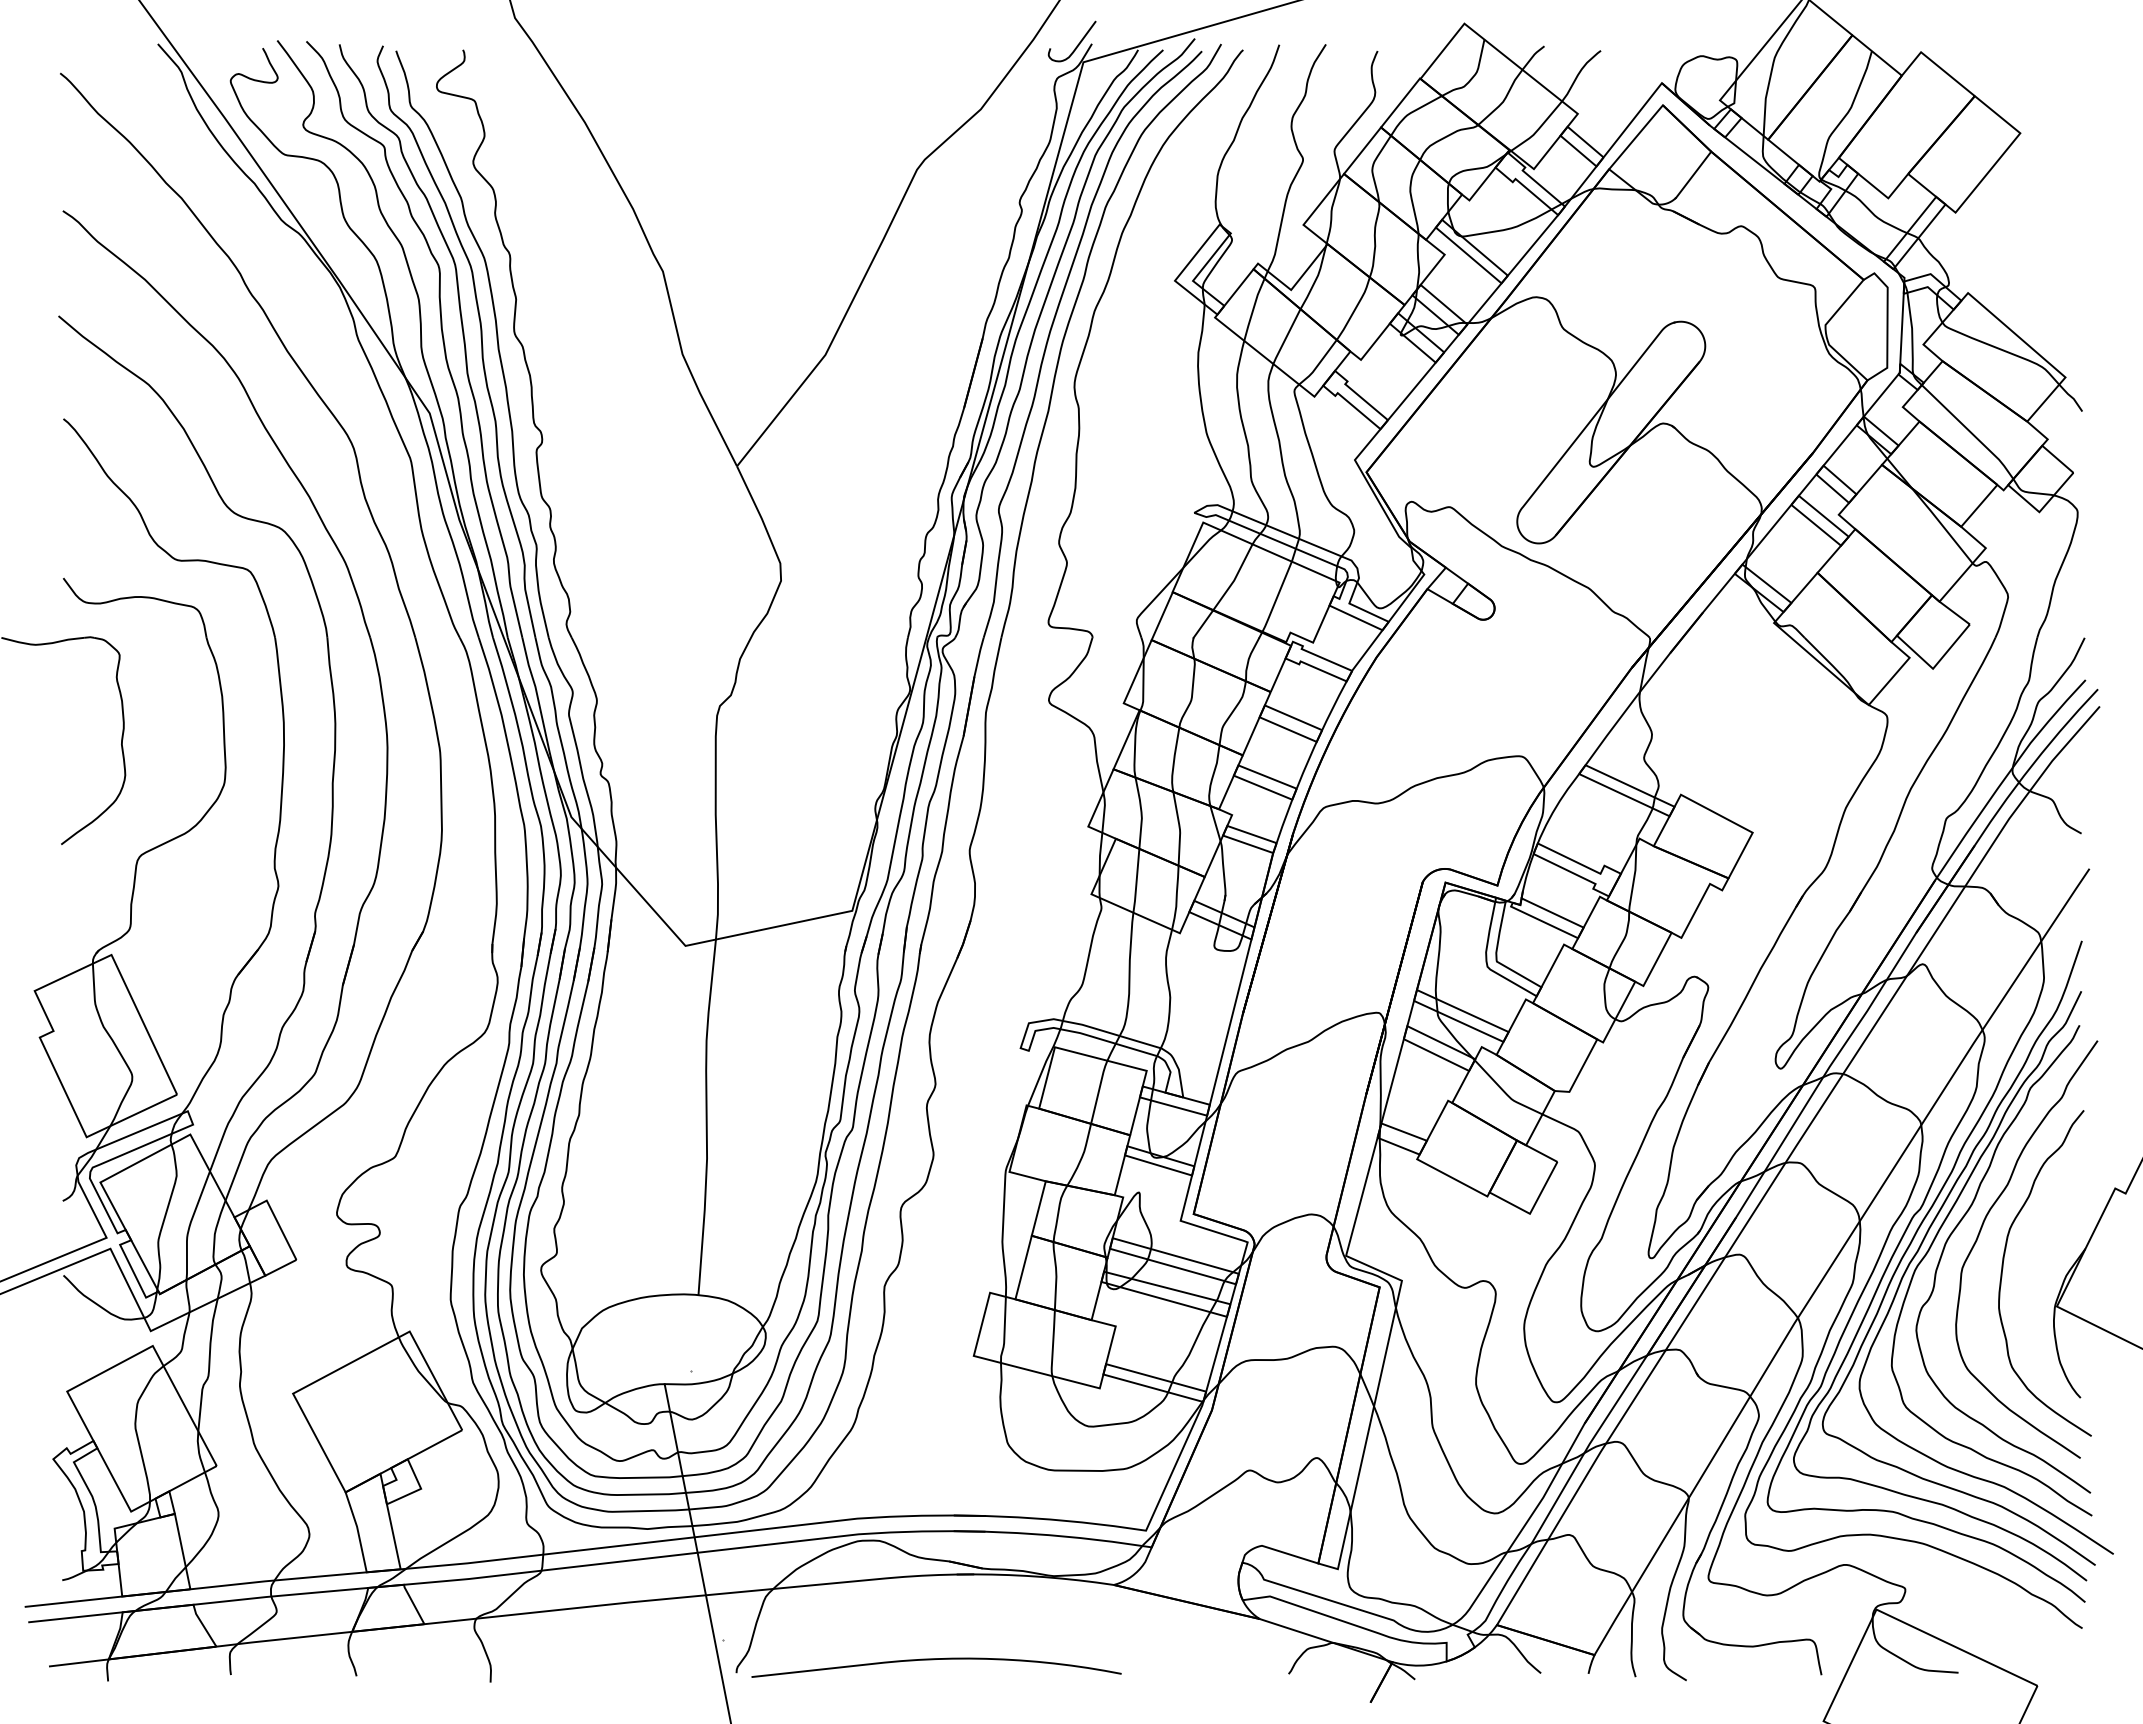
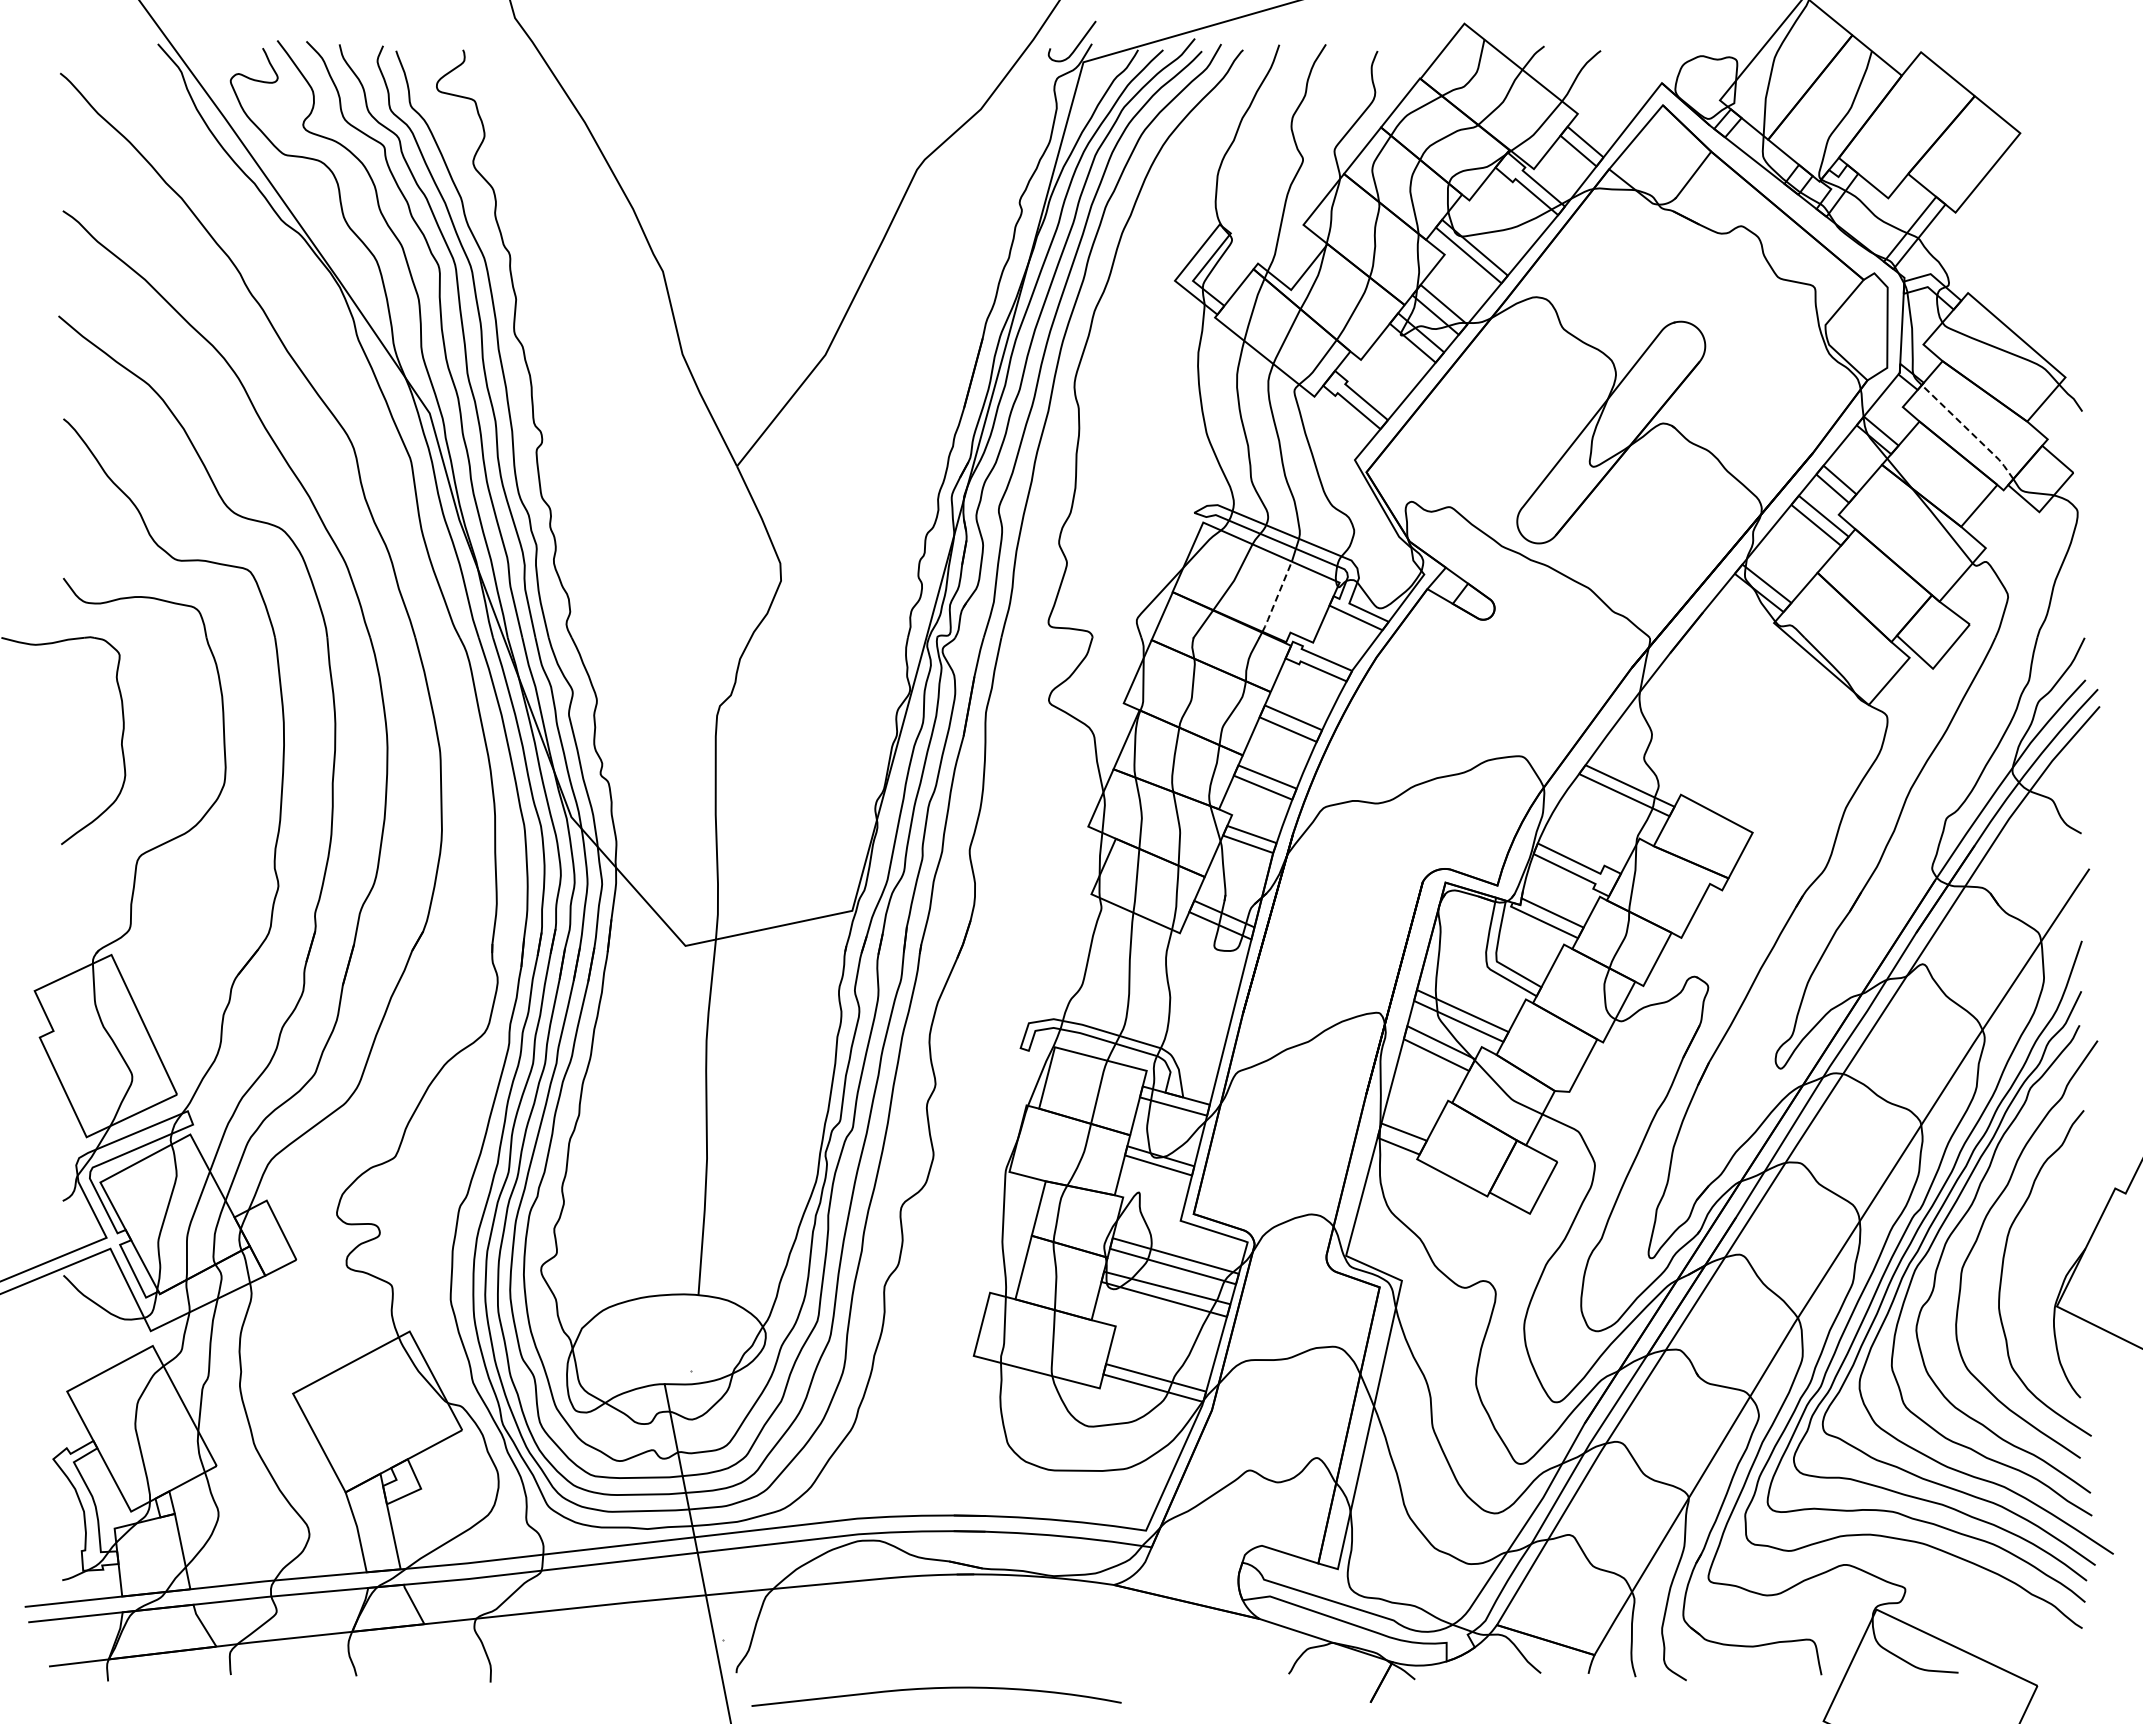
line: solid -> dashed (1970, 432)
line: solid -> dashed (1277, 597)
curve position: (934, 1660) -> (934, 1689) (934, 1689)
